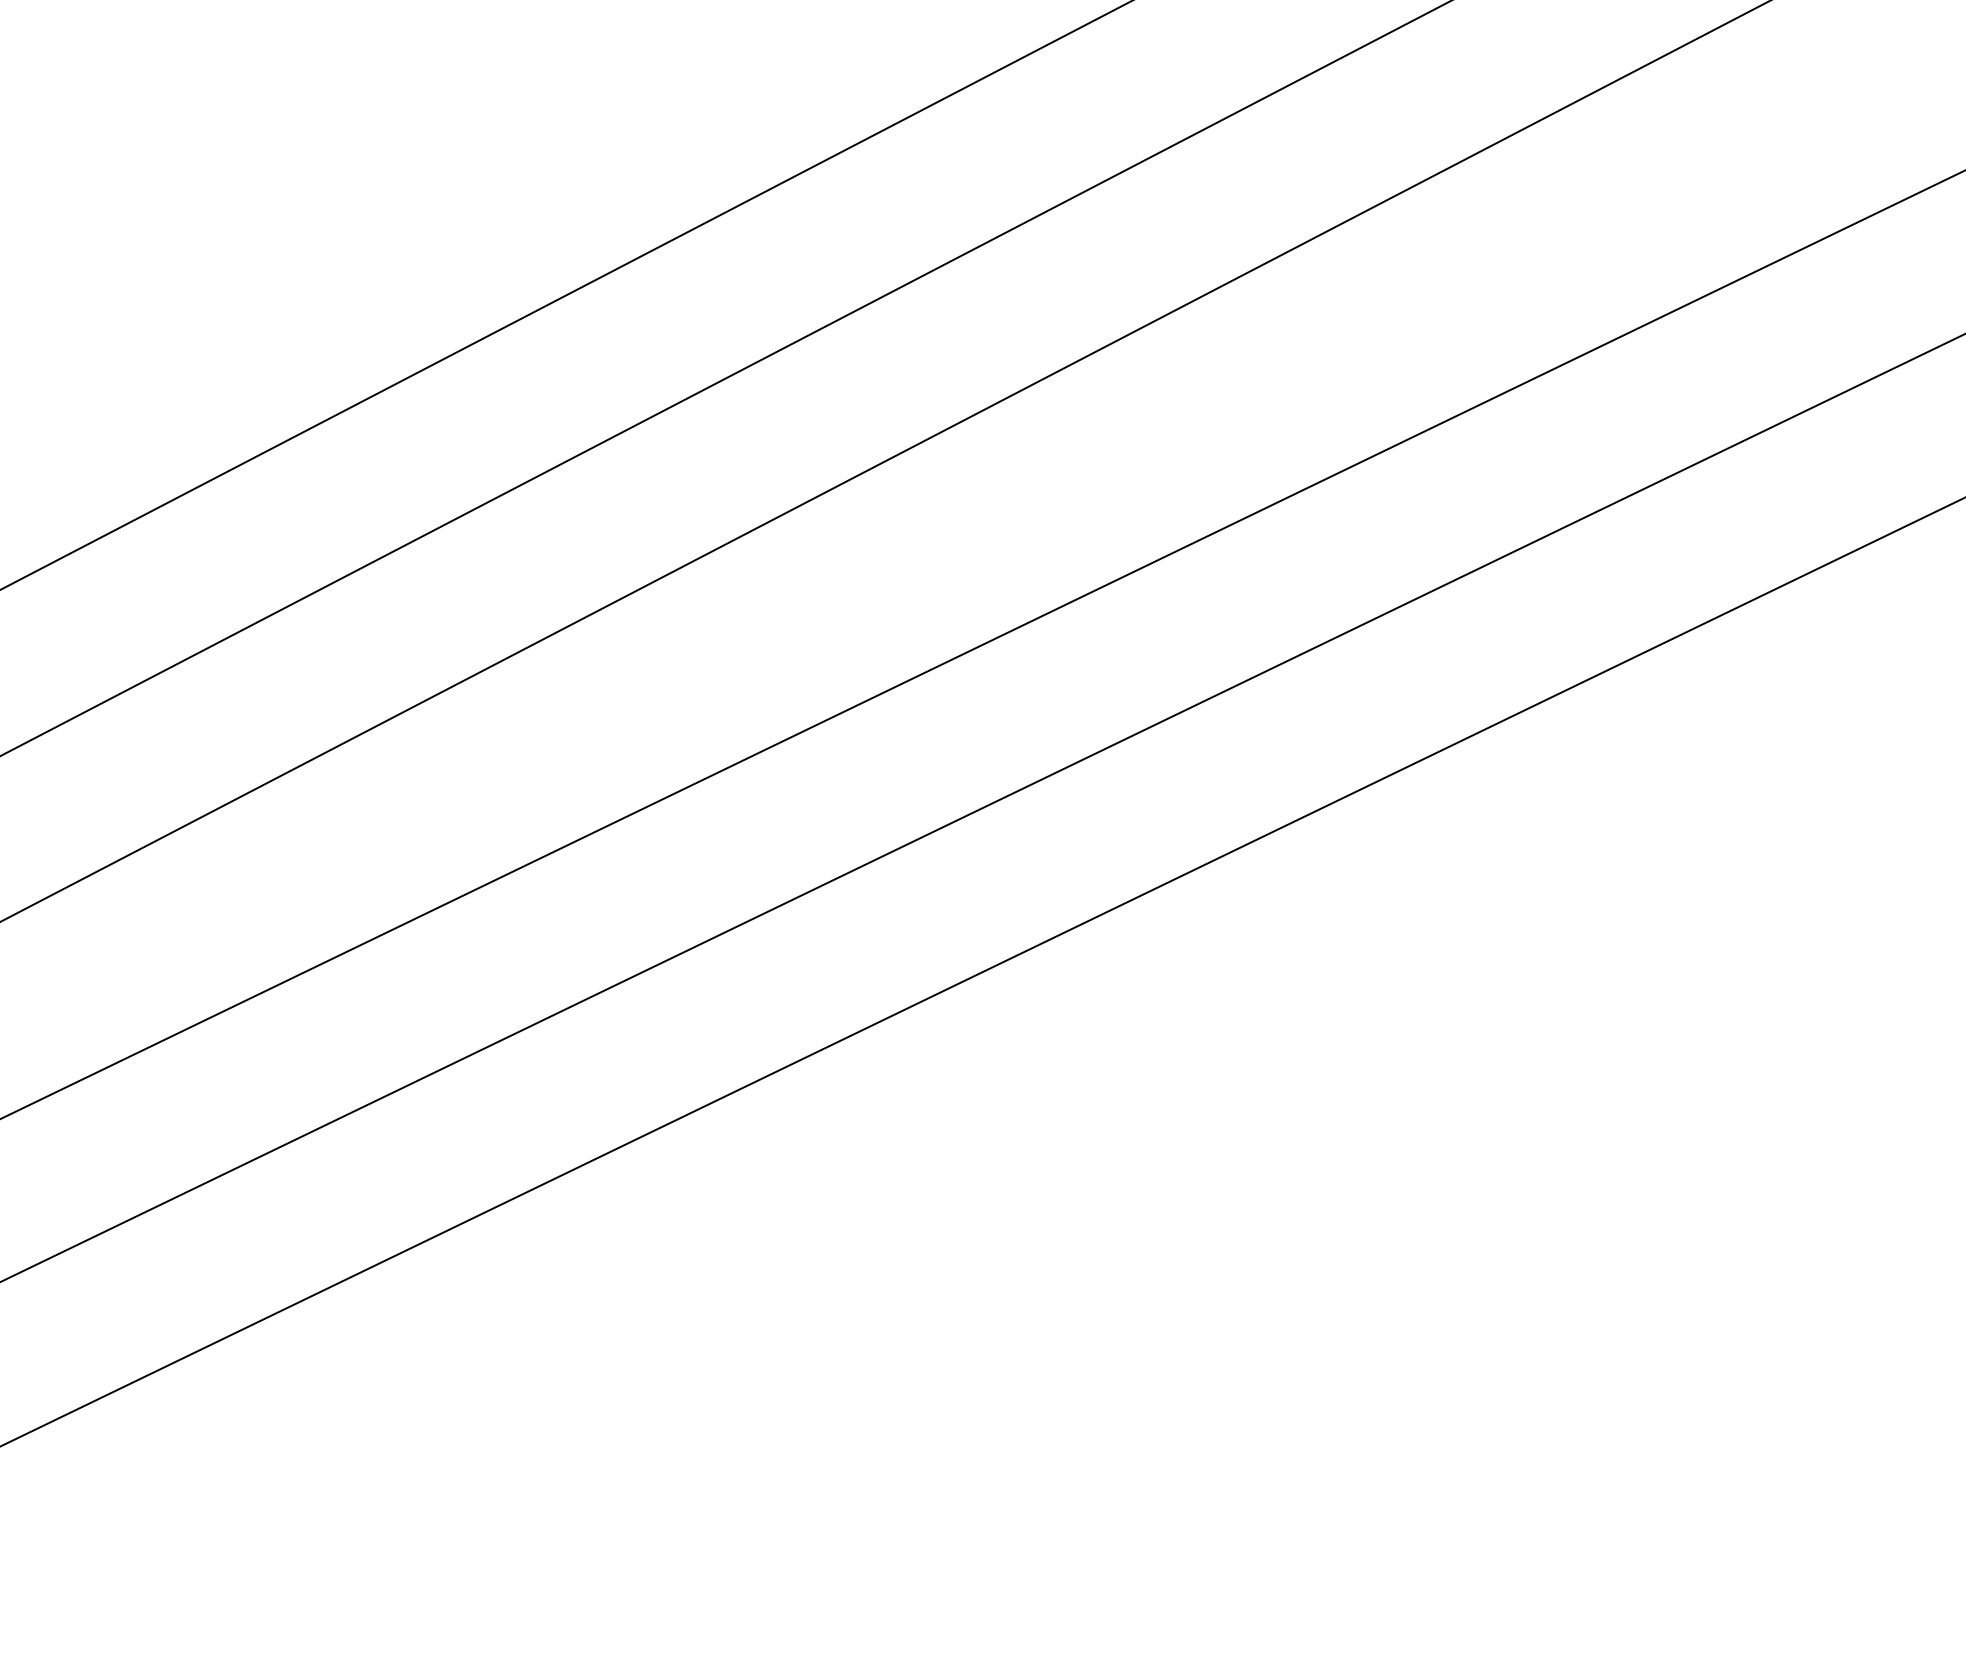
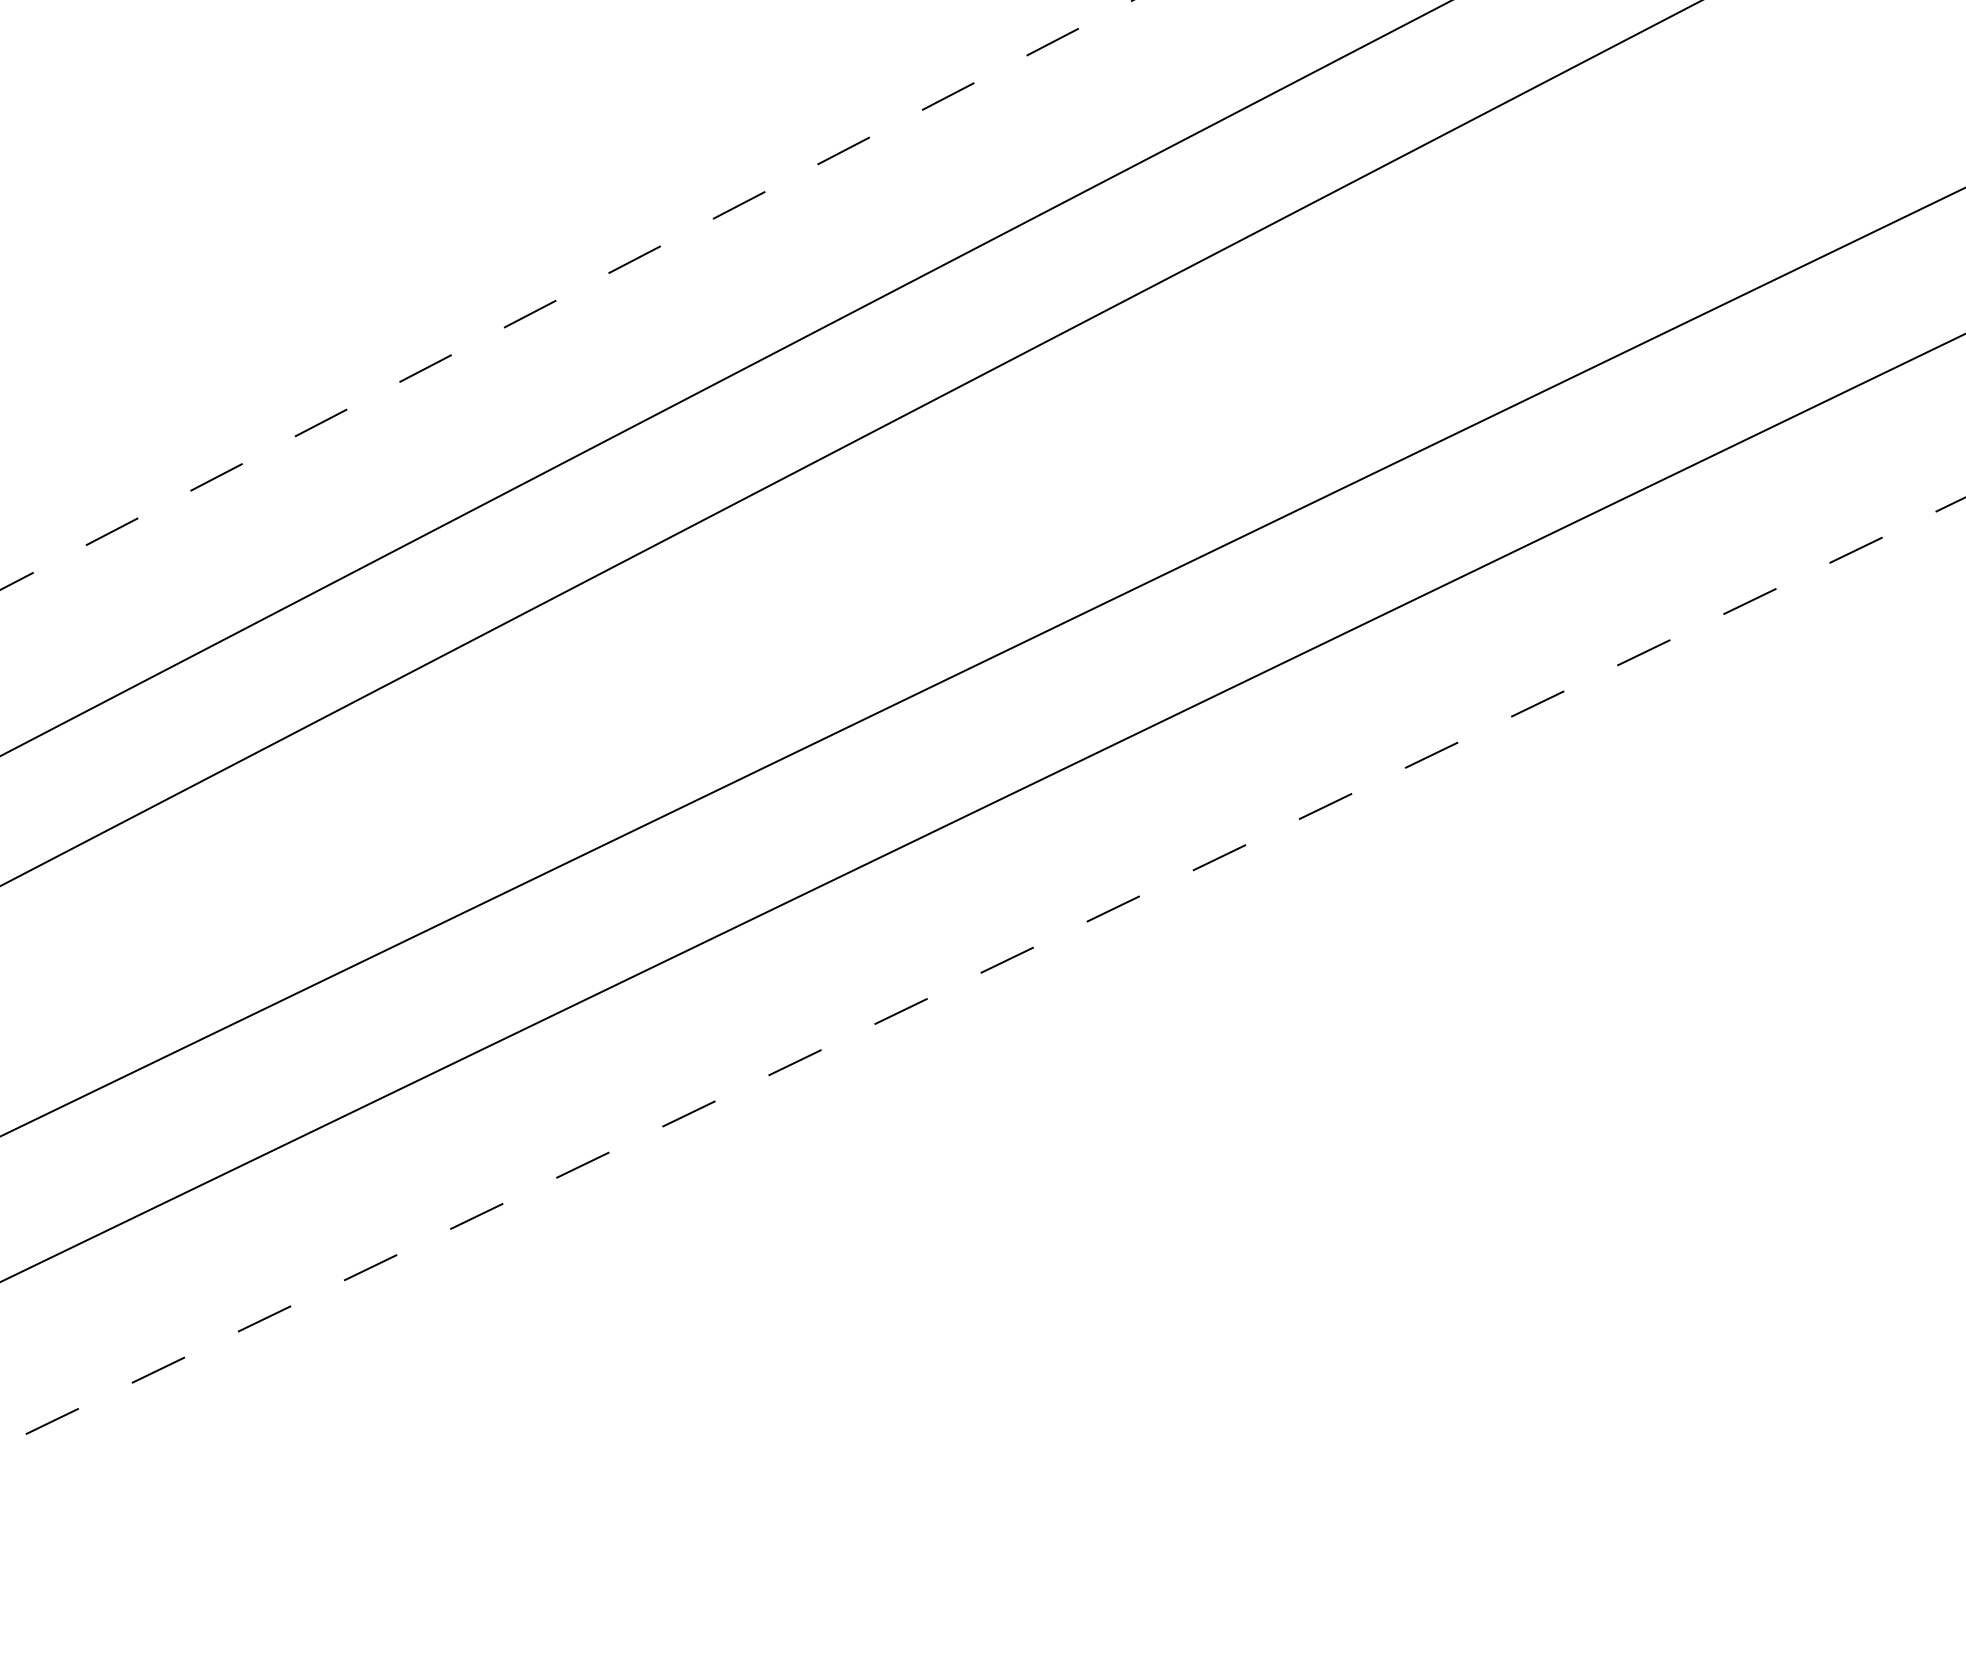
line: solid -> dashed (567, 294)
line position: (884, 461) -> (850, 443) (850, 443)
line position: (982, 644) -> (982, 662) (982, 662)
line: solid -> dashed (983, 971)
